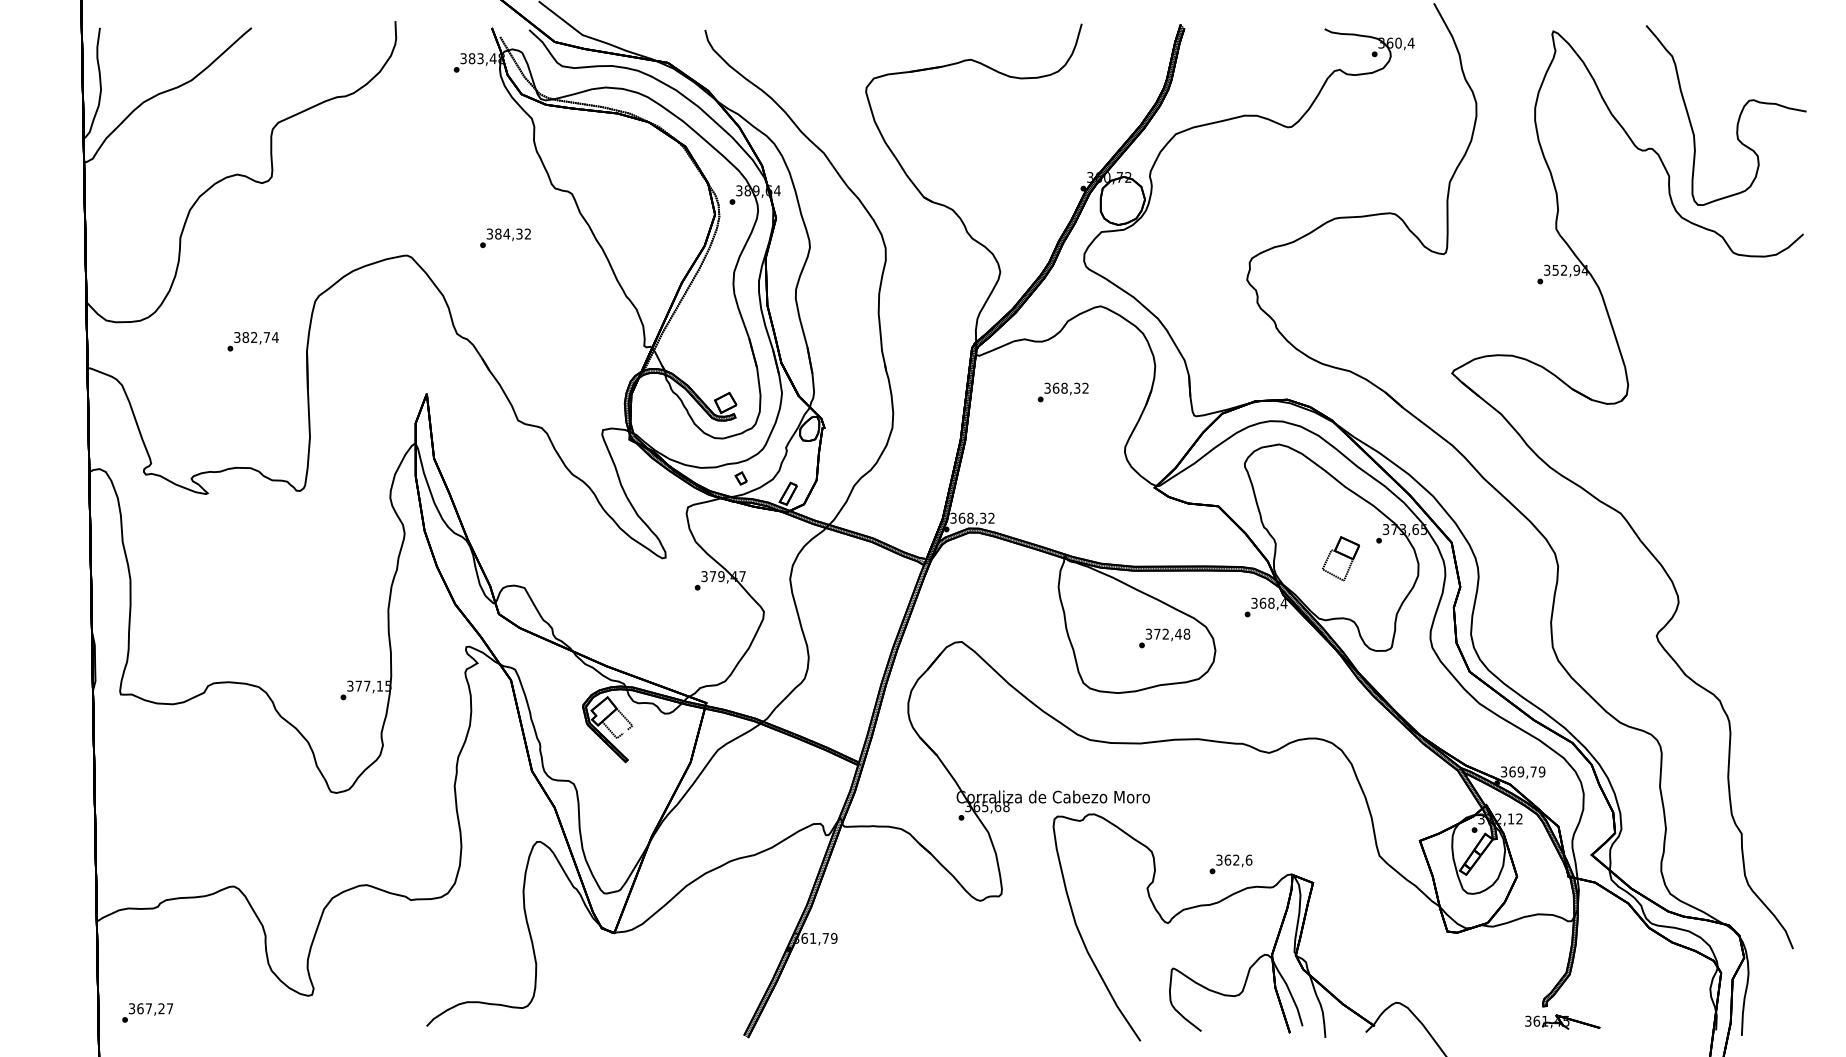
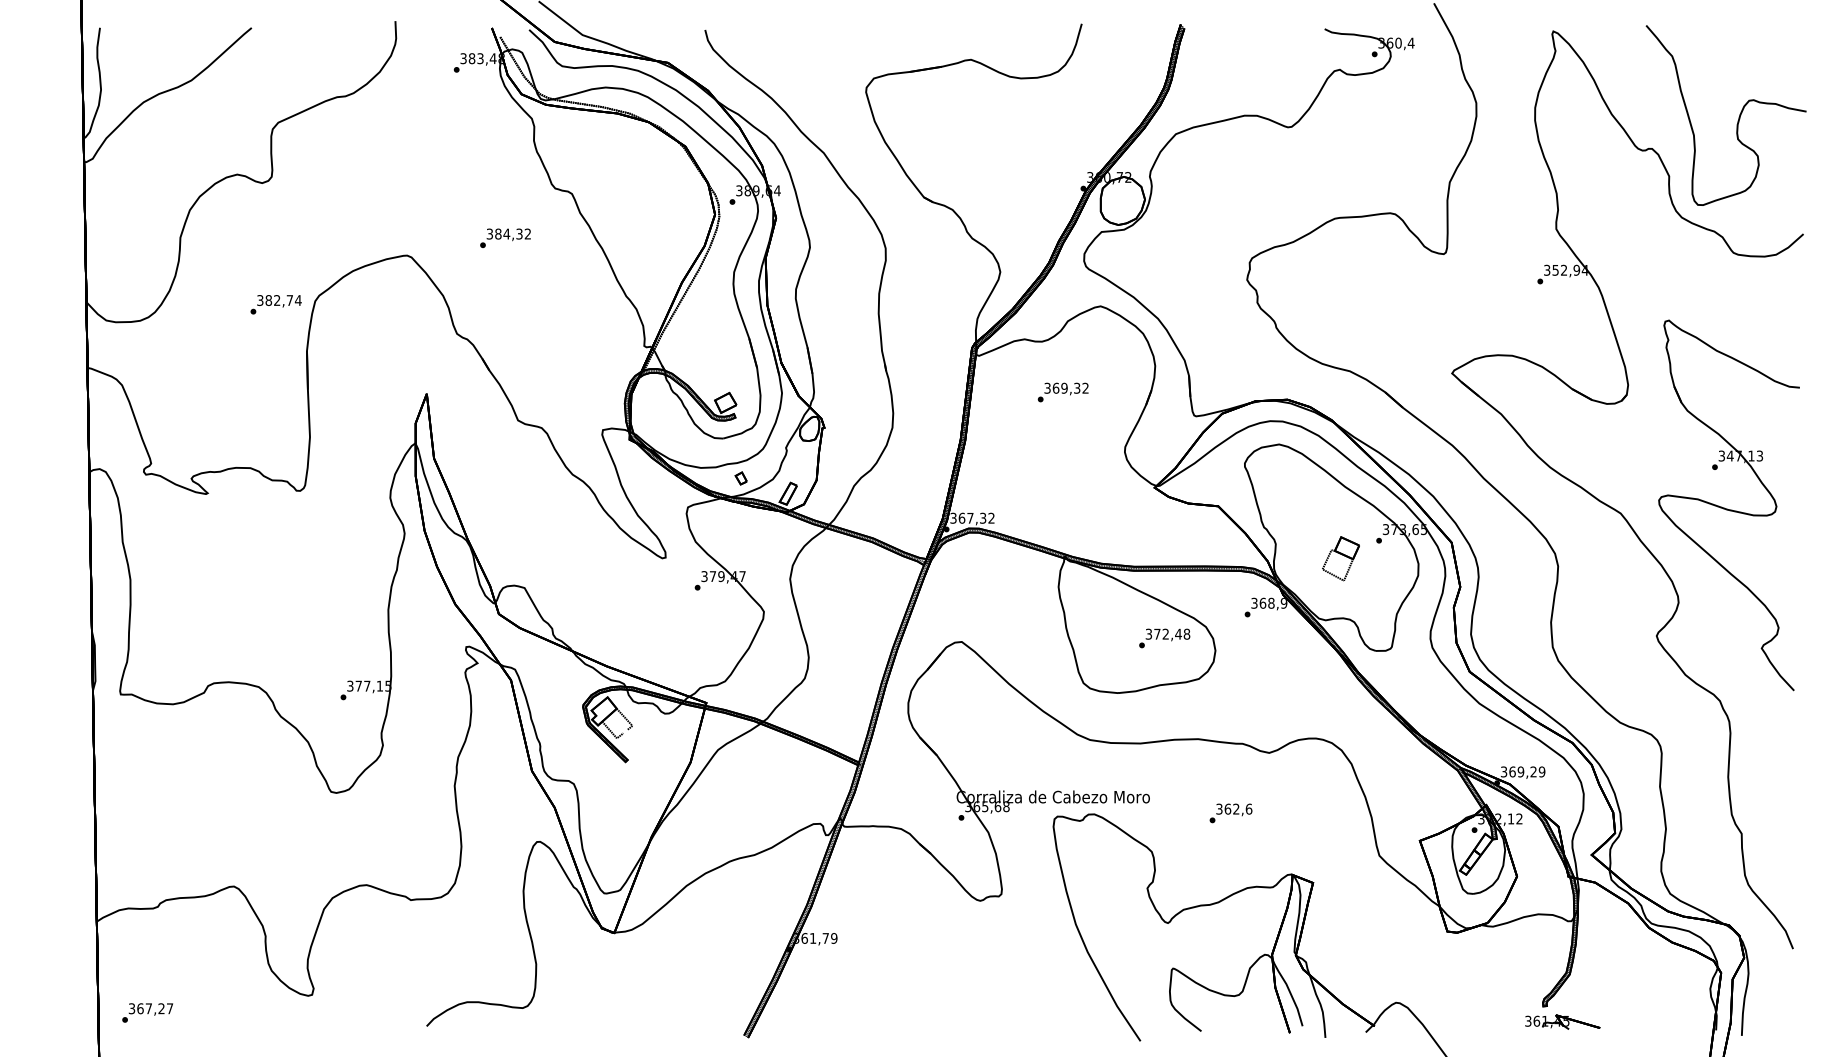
text position: (252, 341) -> (275, 304) (275, 304)
text: 368,32 -> 369,32 (1064, 388)
part: none -> present (1728, 505)
text: 368,32 -> 367,32 (970, 517)
text: 368,4 -> 368,9 (1283, 602)
text: 369,79 -> 369,29 (1533, 771)
text position: (1230, 864) -> (1230, 813) (1230, 813)
